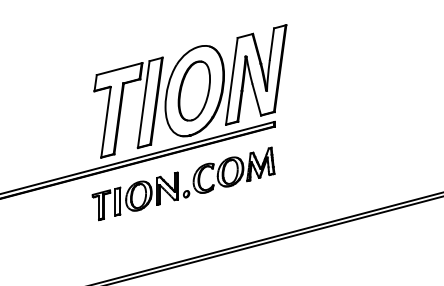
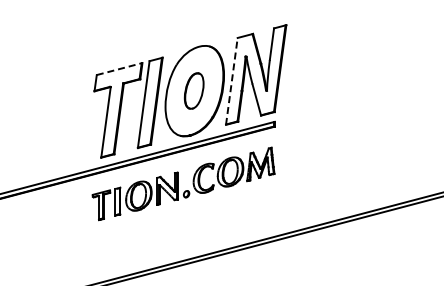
line: solid -> dashed (119, 69)
line: solid -> dashed (231, 81)
part size: 34x62 px -> 22x38 px (193, 90)
